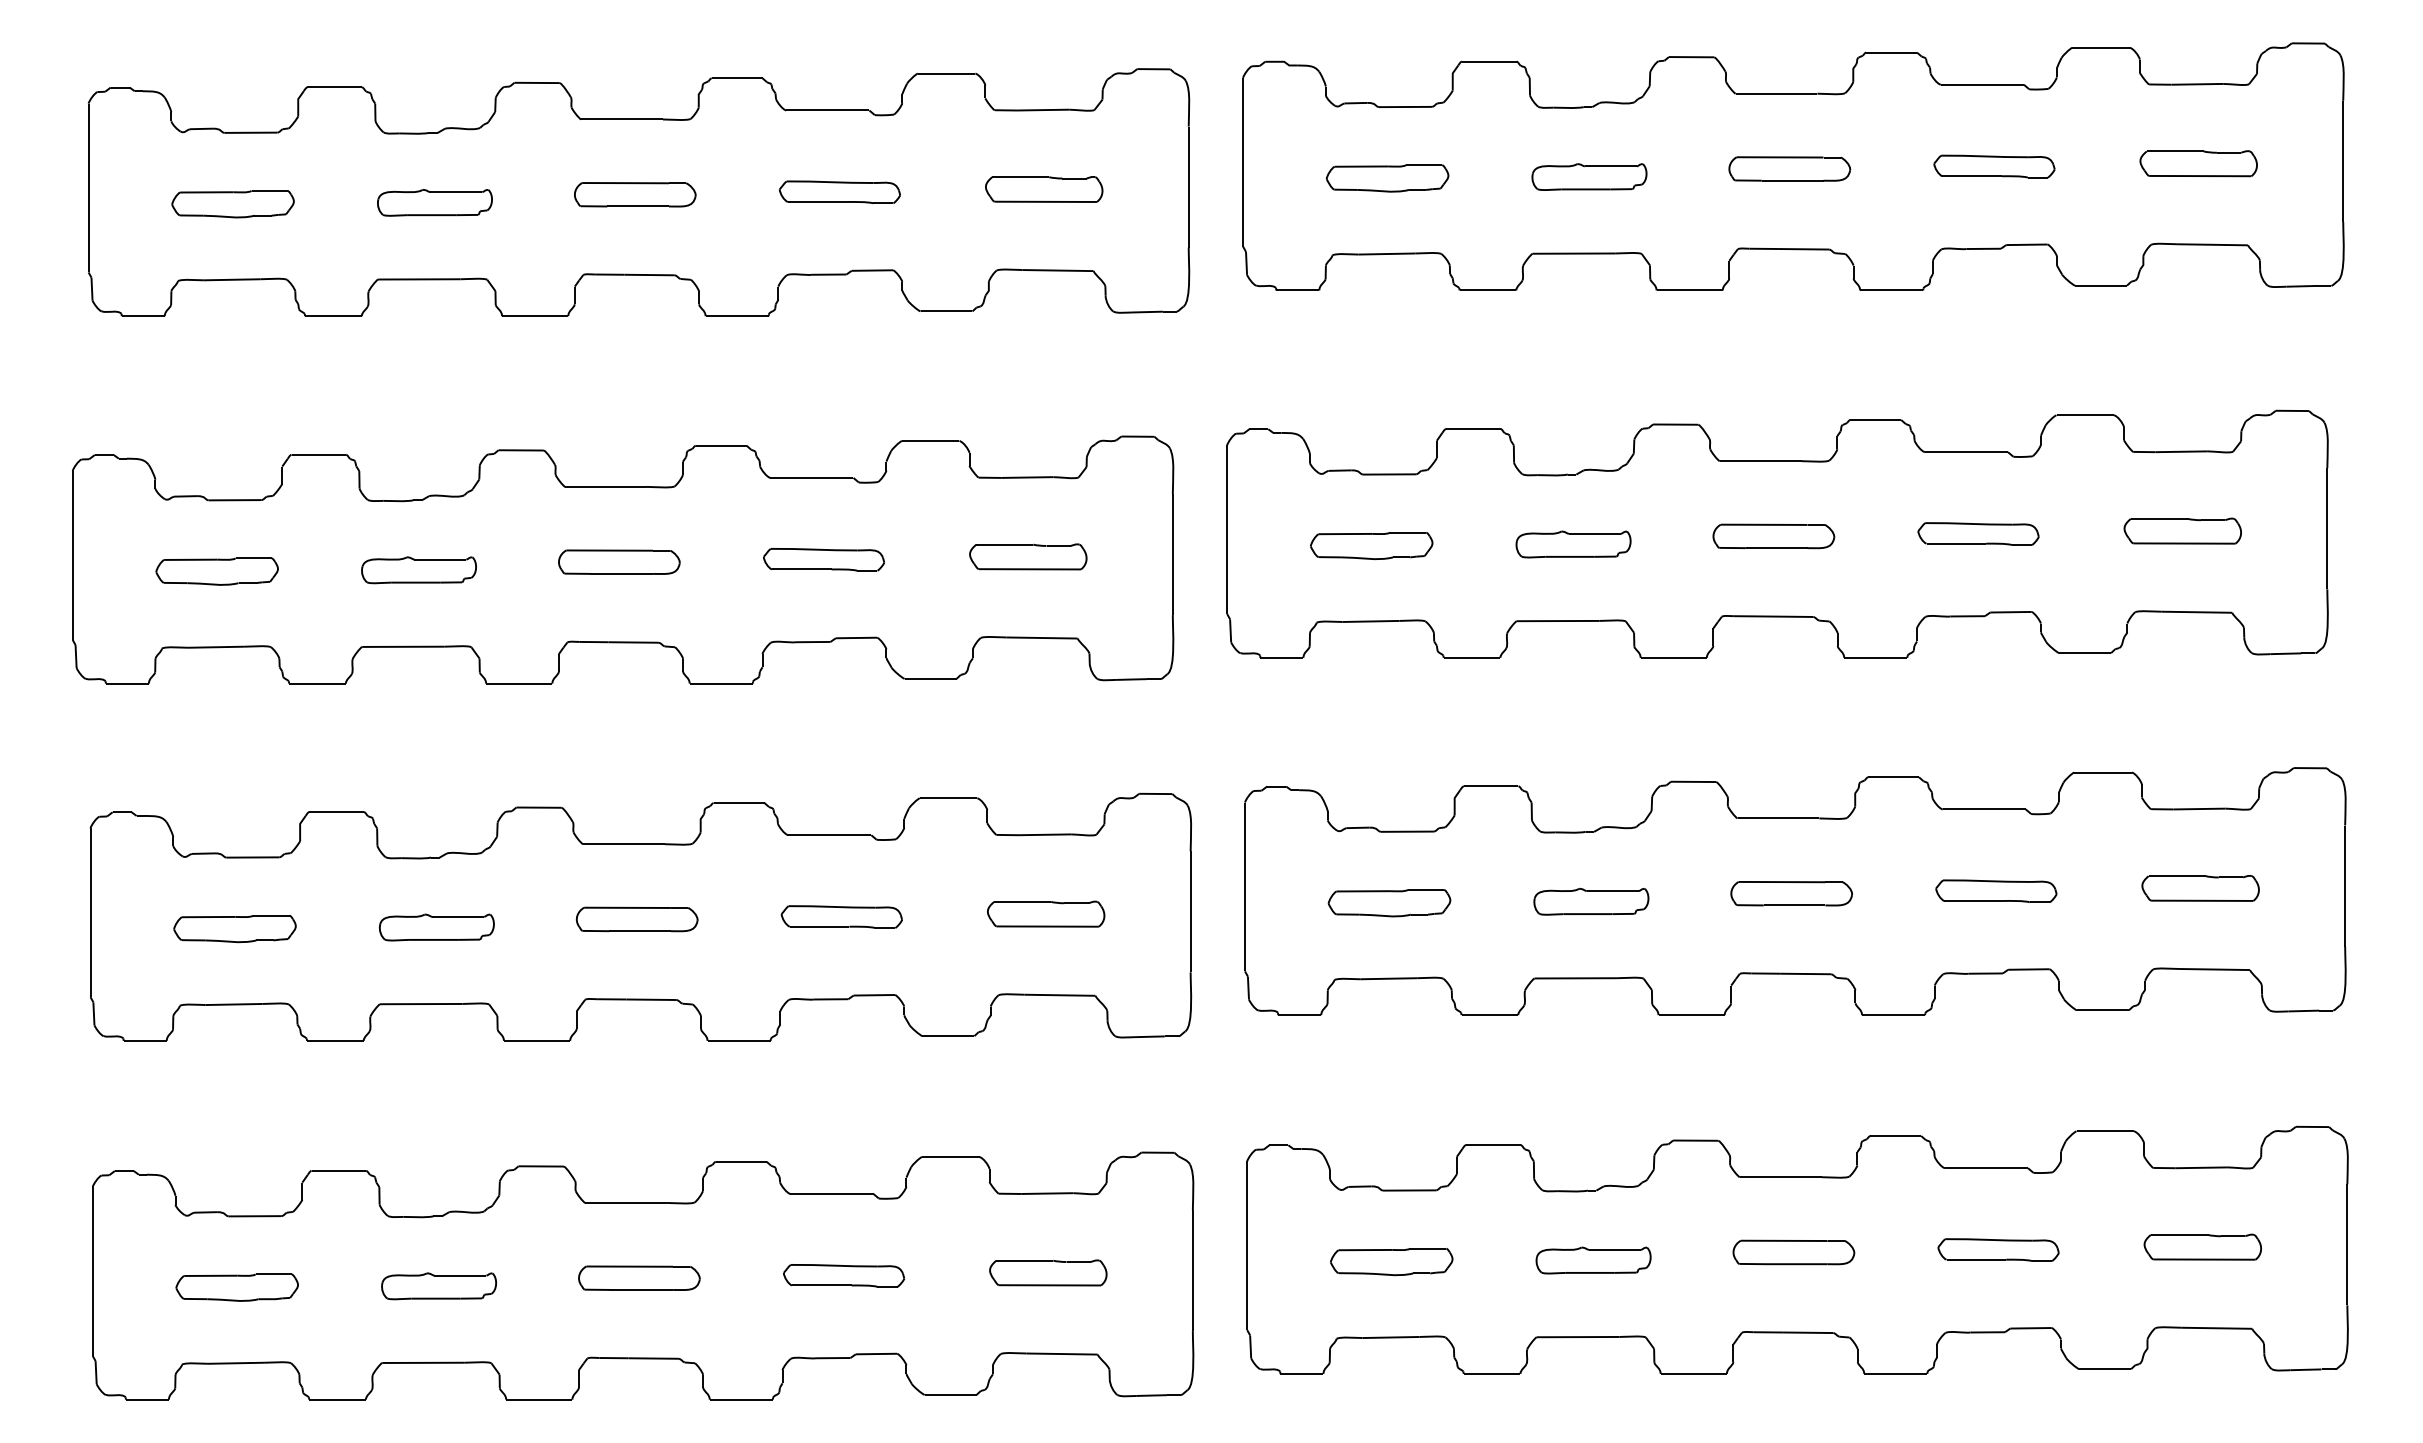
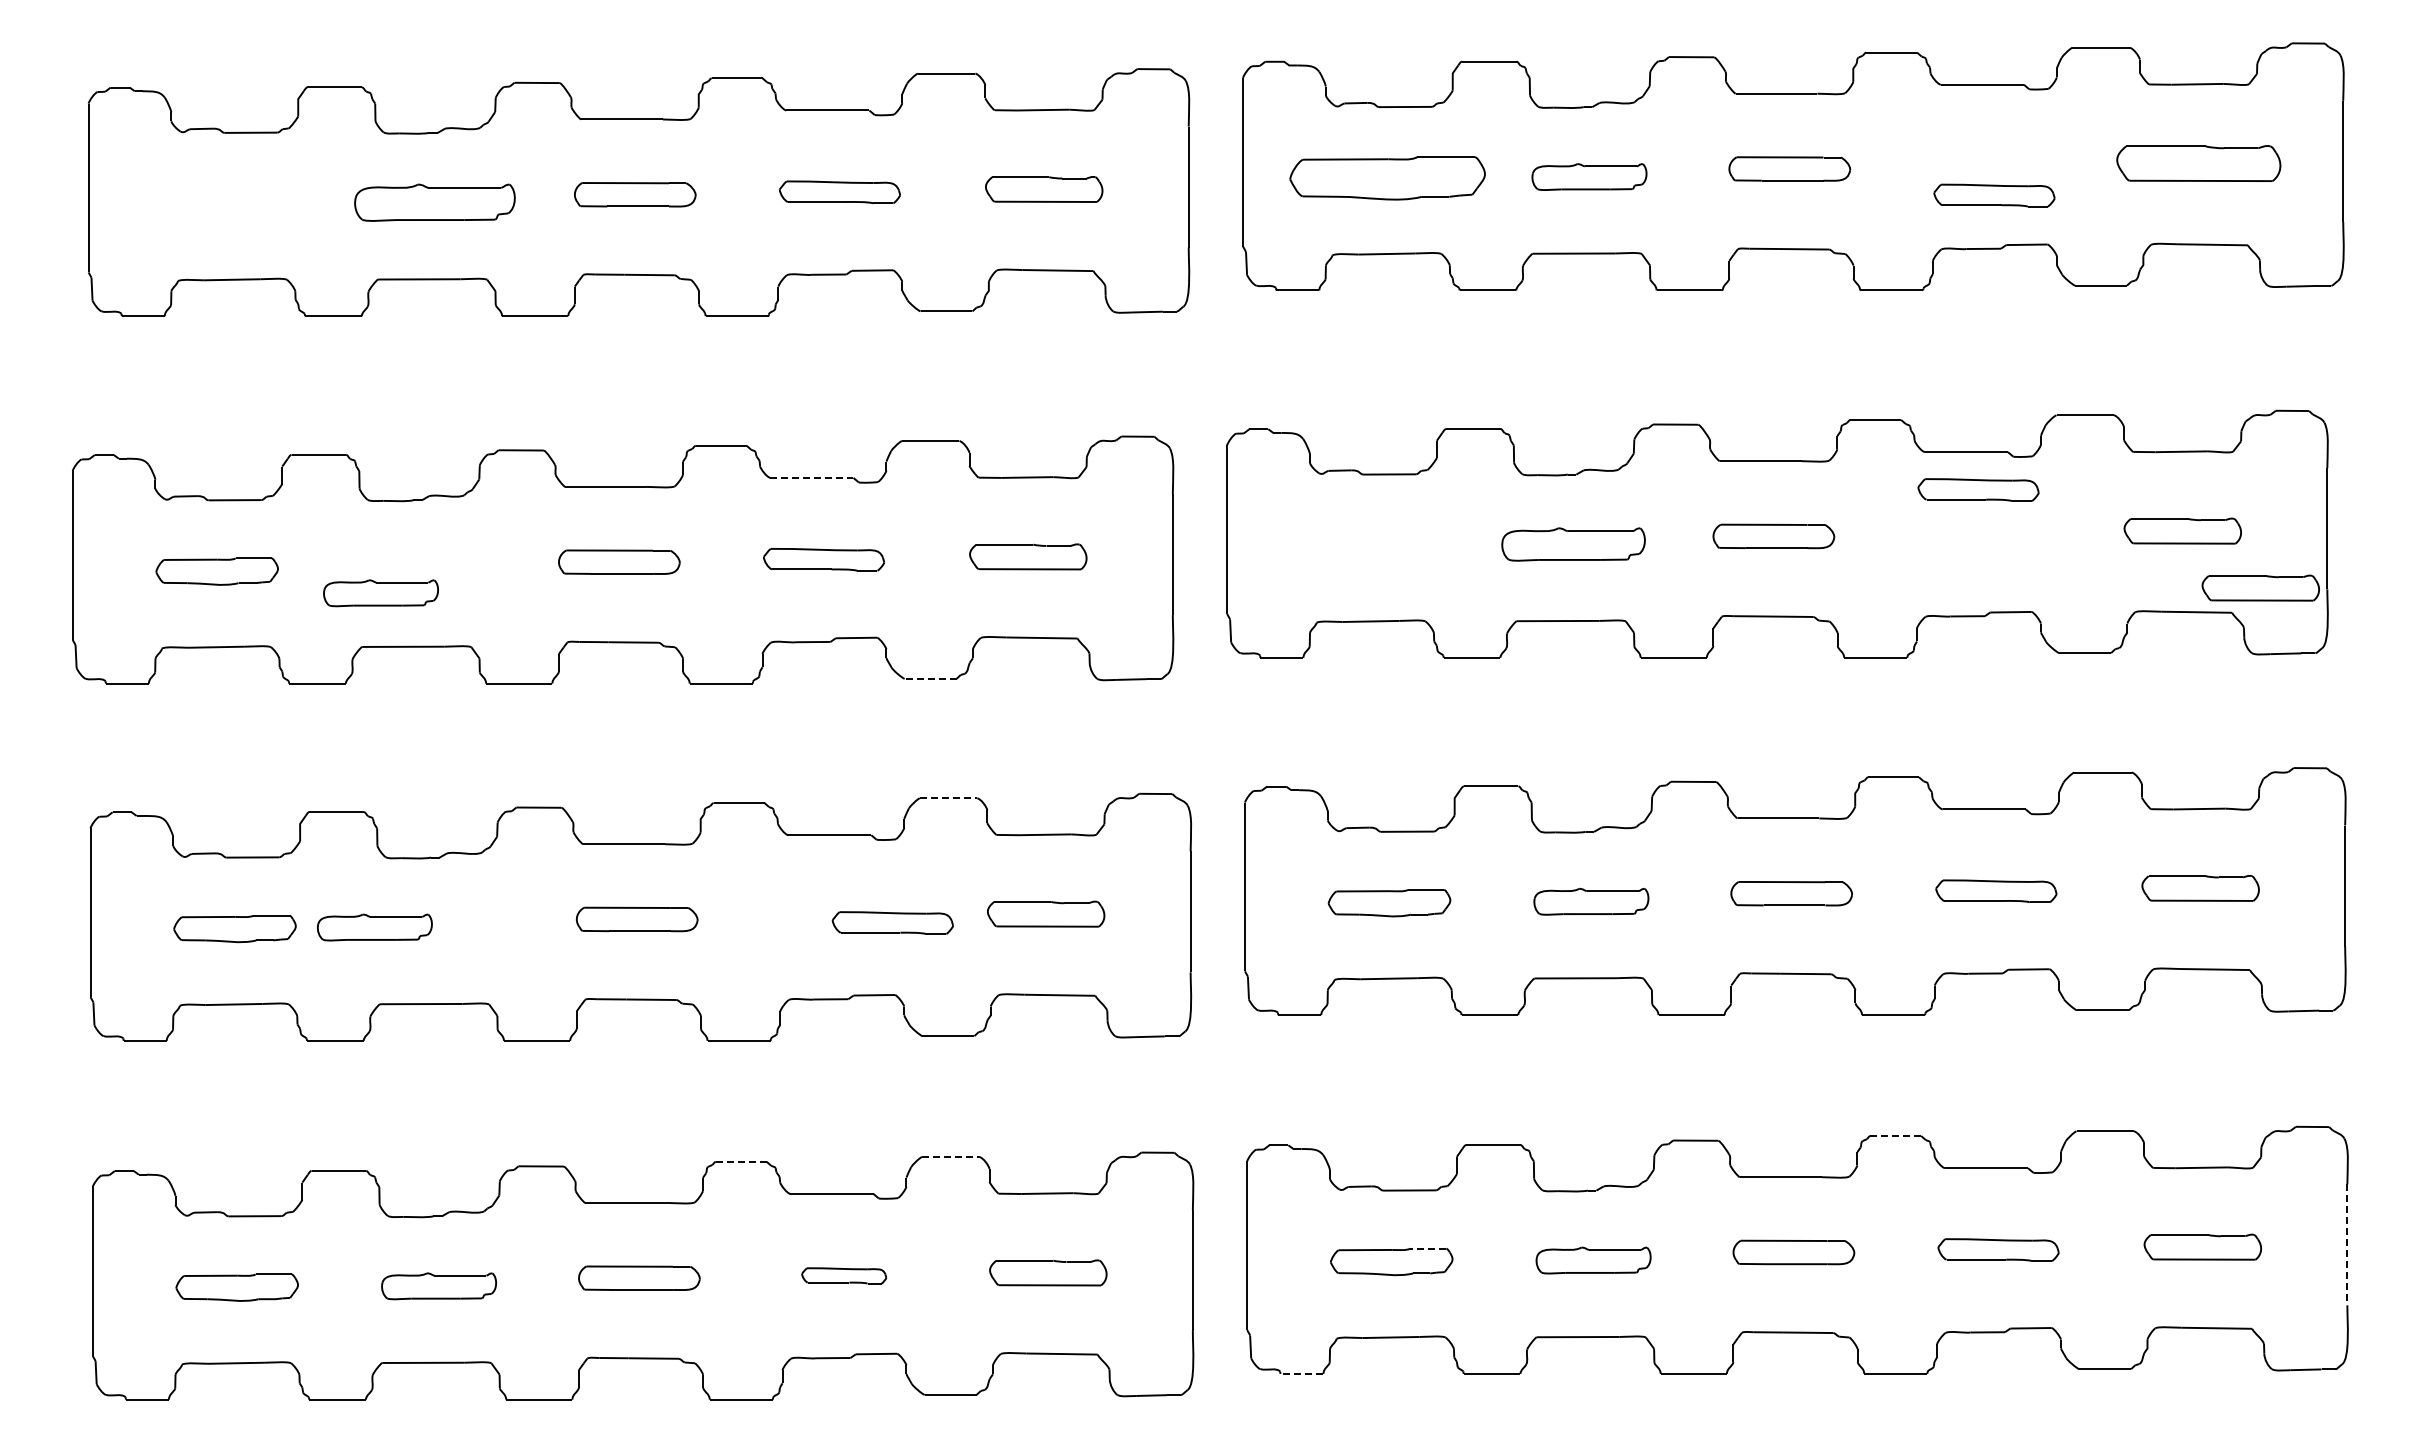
part size: 119x28 px -> 166x37 px (2198, 163)
part position: (1994, 166) -> (1994, 195) (1994, 195)
part size: 125x29 px -> 197x45 px (1387, 178)
part size: 116x28 px -> 162x39 px (434, 202)
part: present -> none (232, 204)
line: solid -> dashed (811, 477)
part position: (1978, 533) -> (1978, 489) (1978, 489)
part size: 117x29 px -> 145x35 px (1573, 544)
part: present -> none (1371, 546)
part position: (418, 570) -> (380, 593) (380, 593)
part: none -> present (2260, 587)
line: solid -> dashed (931, 678)
line: solid -> dashed (948, 798)
part position: (841, 916) -> (892, 922) (892, 922)
part position: (436, 927) -> (374, 927) (374, 927)
line: solid -> dashed (1895, 1136)
line: solid -> dashed (950, 1157)
line: solid -> dashed (741, 1161)
line: solid -> dashed (2347, 1244)
line: solid -> dashed (1427, 1248)
part size: 123x24 px -> 87x18 px (844, 1275)
line: solid -> dashed (1301, 1373)
